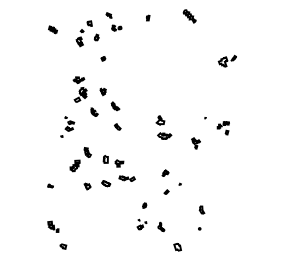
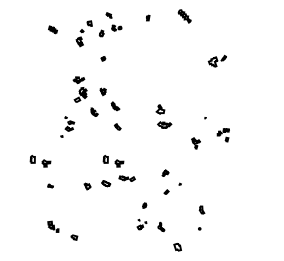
part position: (189, 16) -> (184, 16) (184, 16)
part position: (96, 37) -> (101, 33) (101, 33)
part position: (226, 60) -> (216, 60) (216, 60)
part position: (163, 127) -> (163, 116) (163, 116)
part position: (222, 128) -> (222, 135) (222, 135)
part: present -> none (80, 159)
part: none -> present (40, 161)
part position: (63, 246) -> (74, 237) (74, 237)
